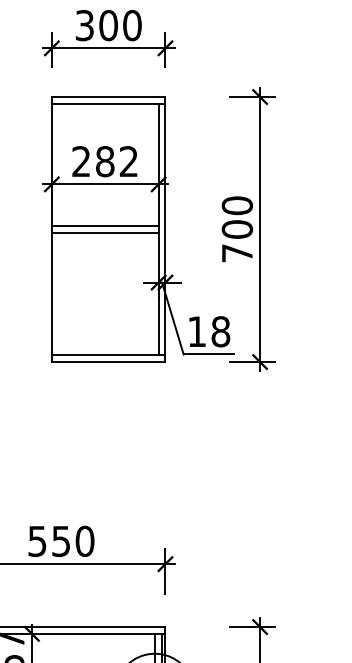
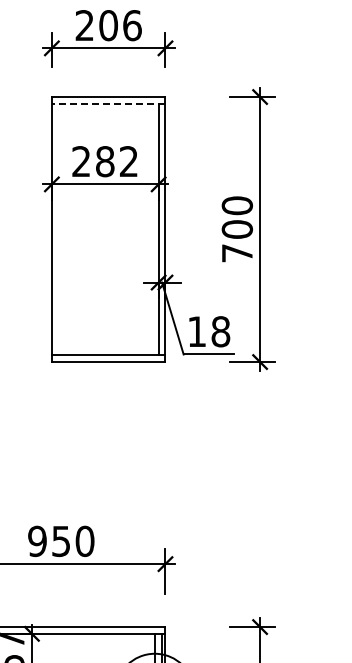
text: 300 -> 206 (108, 25)
line: solid -> dashed (108, 103)
line: present -> none (104, 226)
line: present -> none (104, 232)
text: 550 -> 950 (37, 540)
